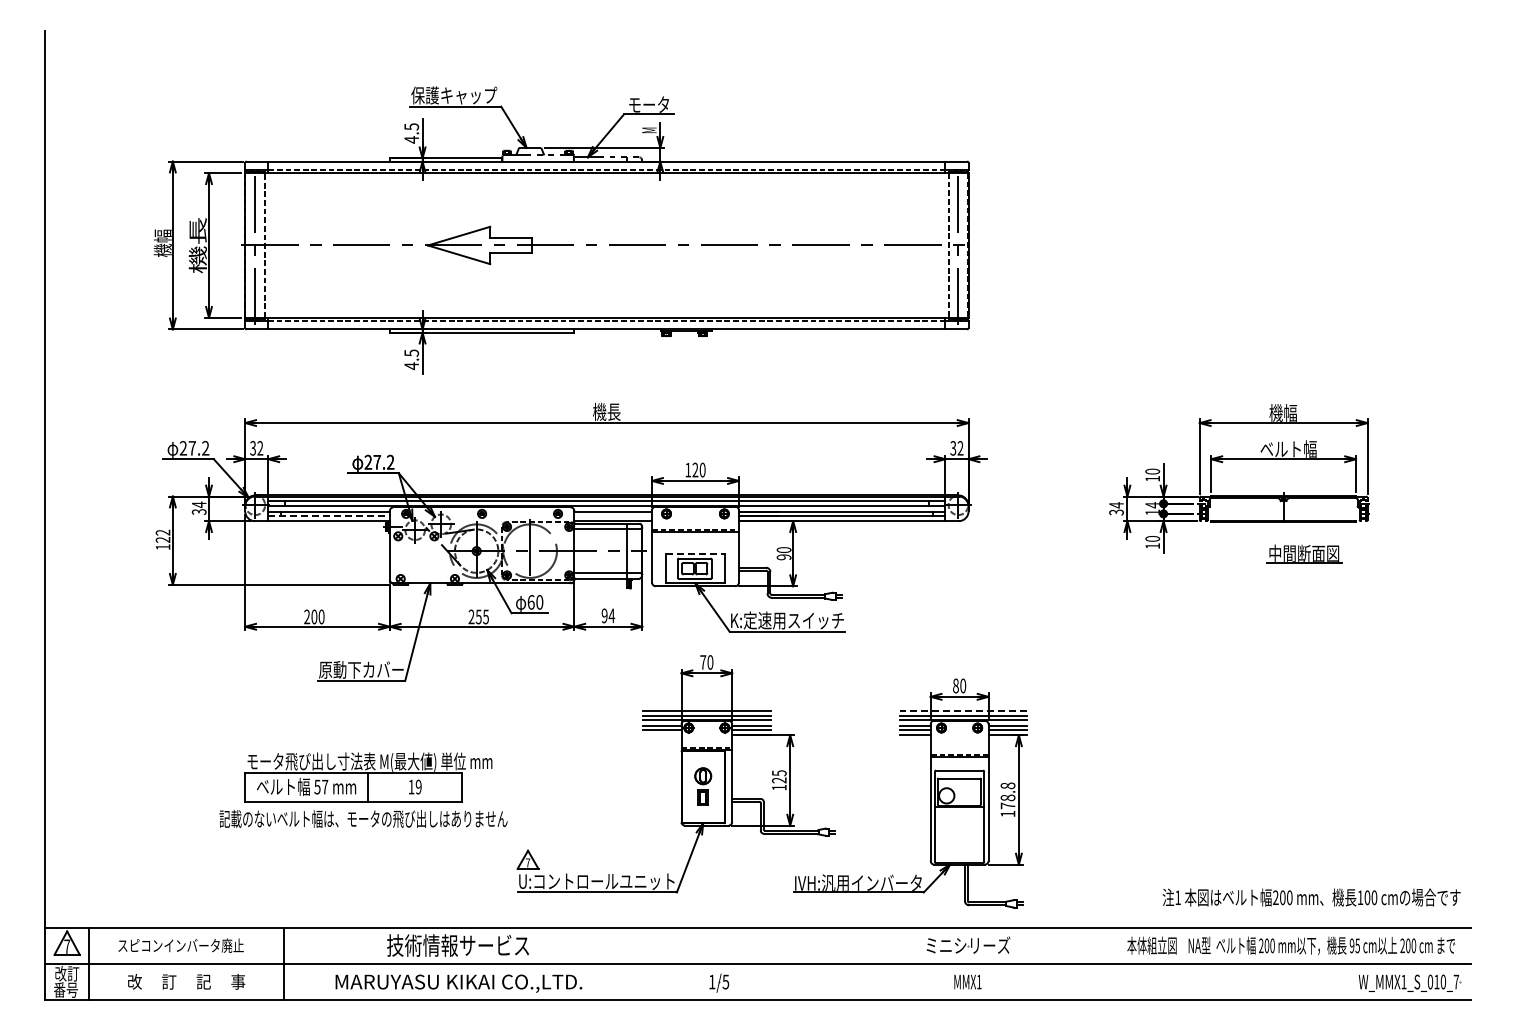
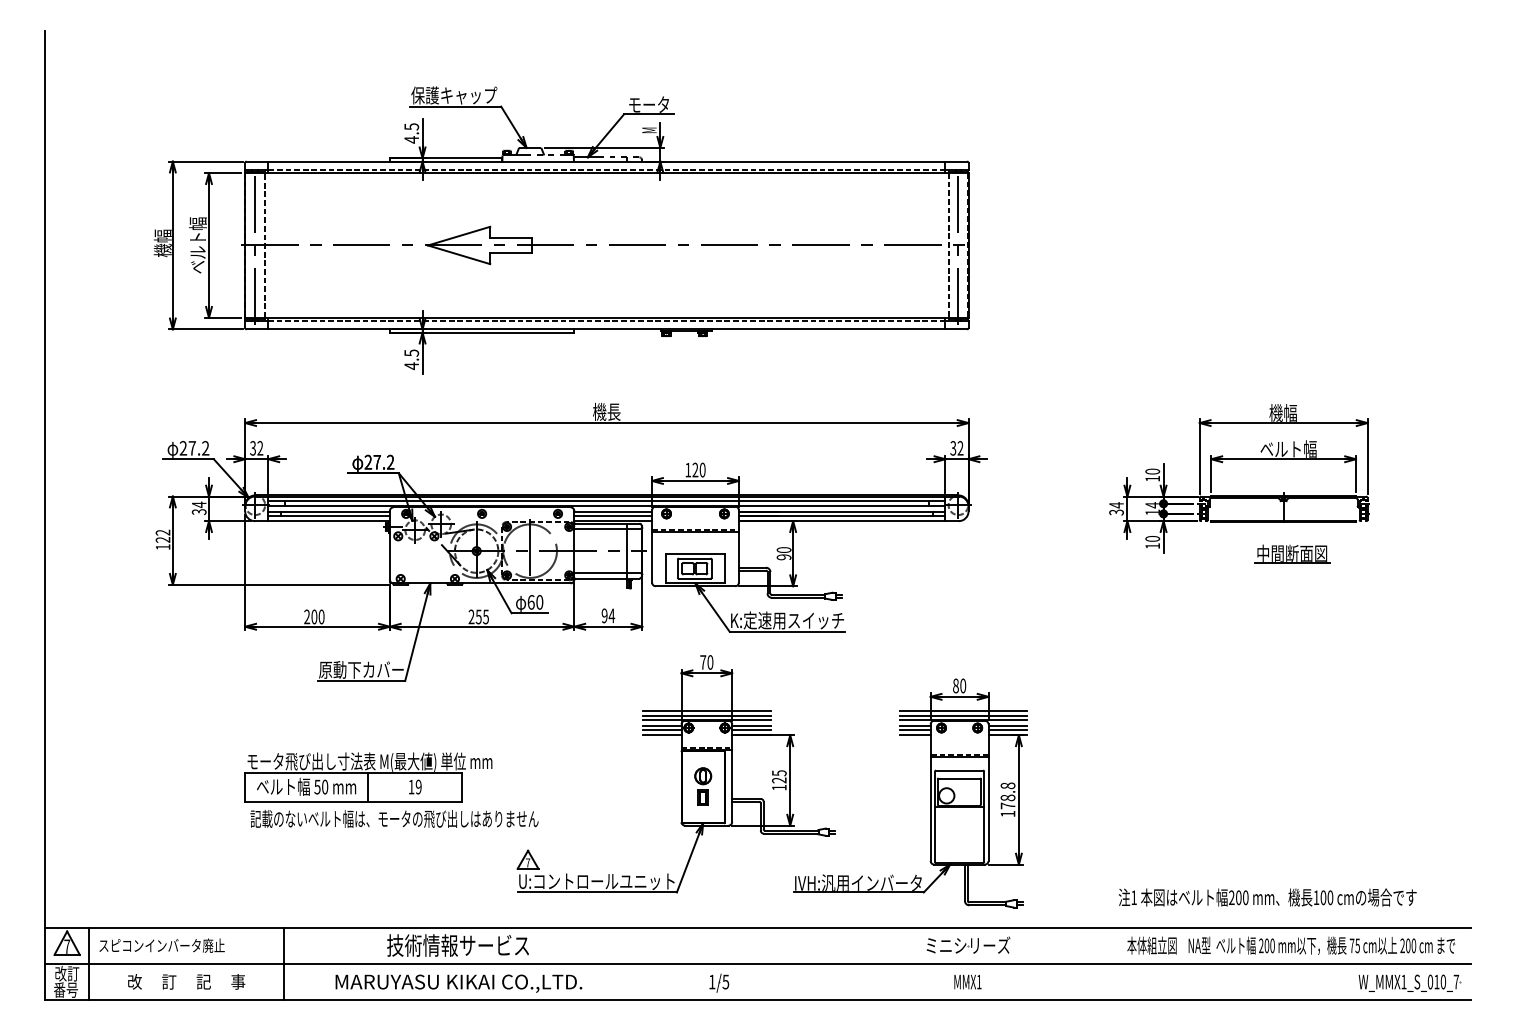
text: 機長 -> ベルト幅 (197, 245)
line: dashed -> solid (329, 516)
line: none -> present (613, 516)
line: dashed -> solid (695, 553)
part position: (1304, 553) -> (1292, 553) (1292, 553)
line: dashed -> solid (963, 710)
line: none -> present (662, 735)
text: 57 -> 50 (325, 786)
text position: (363, 818) -> (394, 818) (394, 818)
text position: (1311, 897) -> (1267, 897) (1267, 897)
text position: (180, 945) -> (161, 945) (161, 945)
text: 95 -> 75 (1351, 945)
